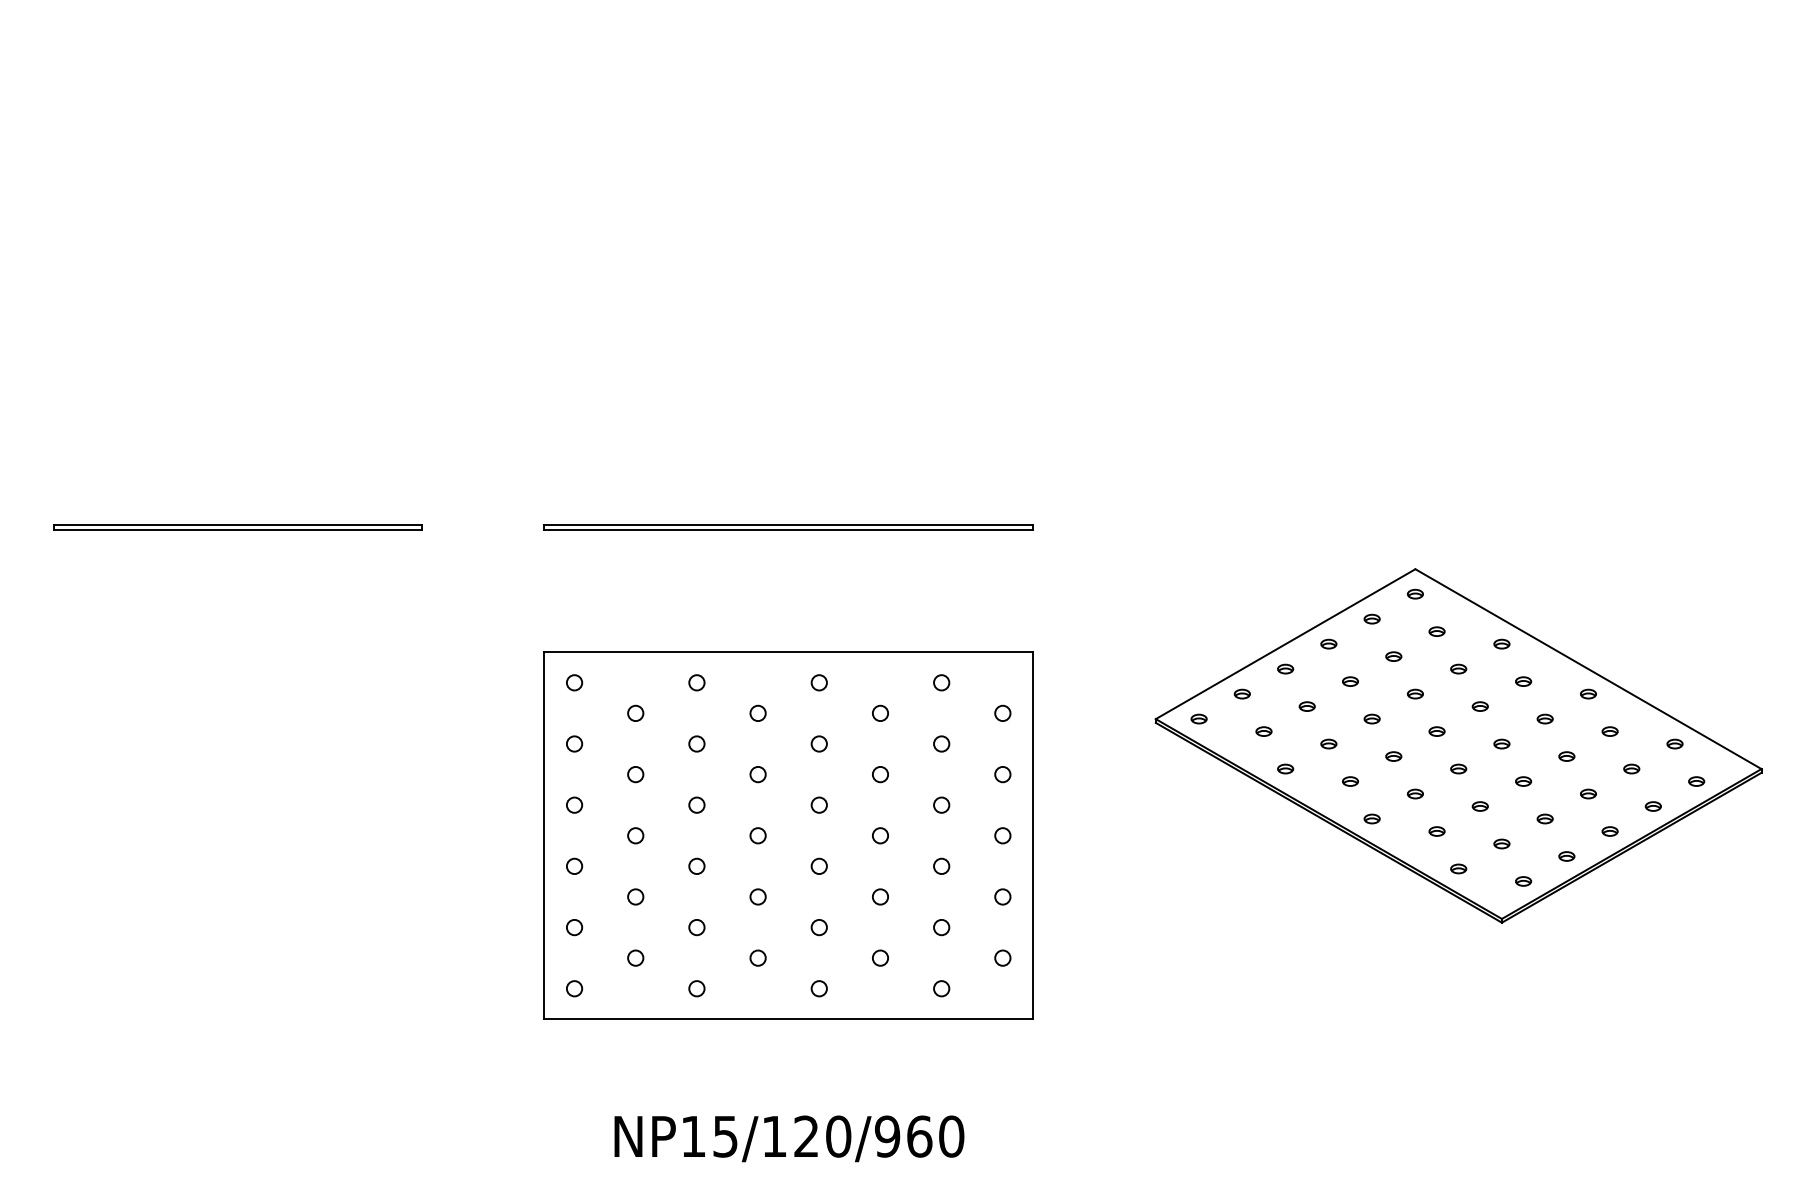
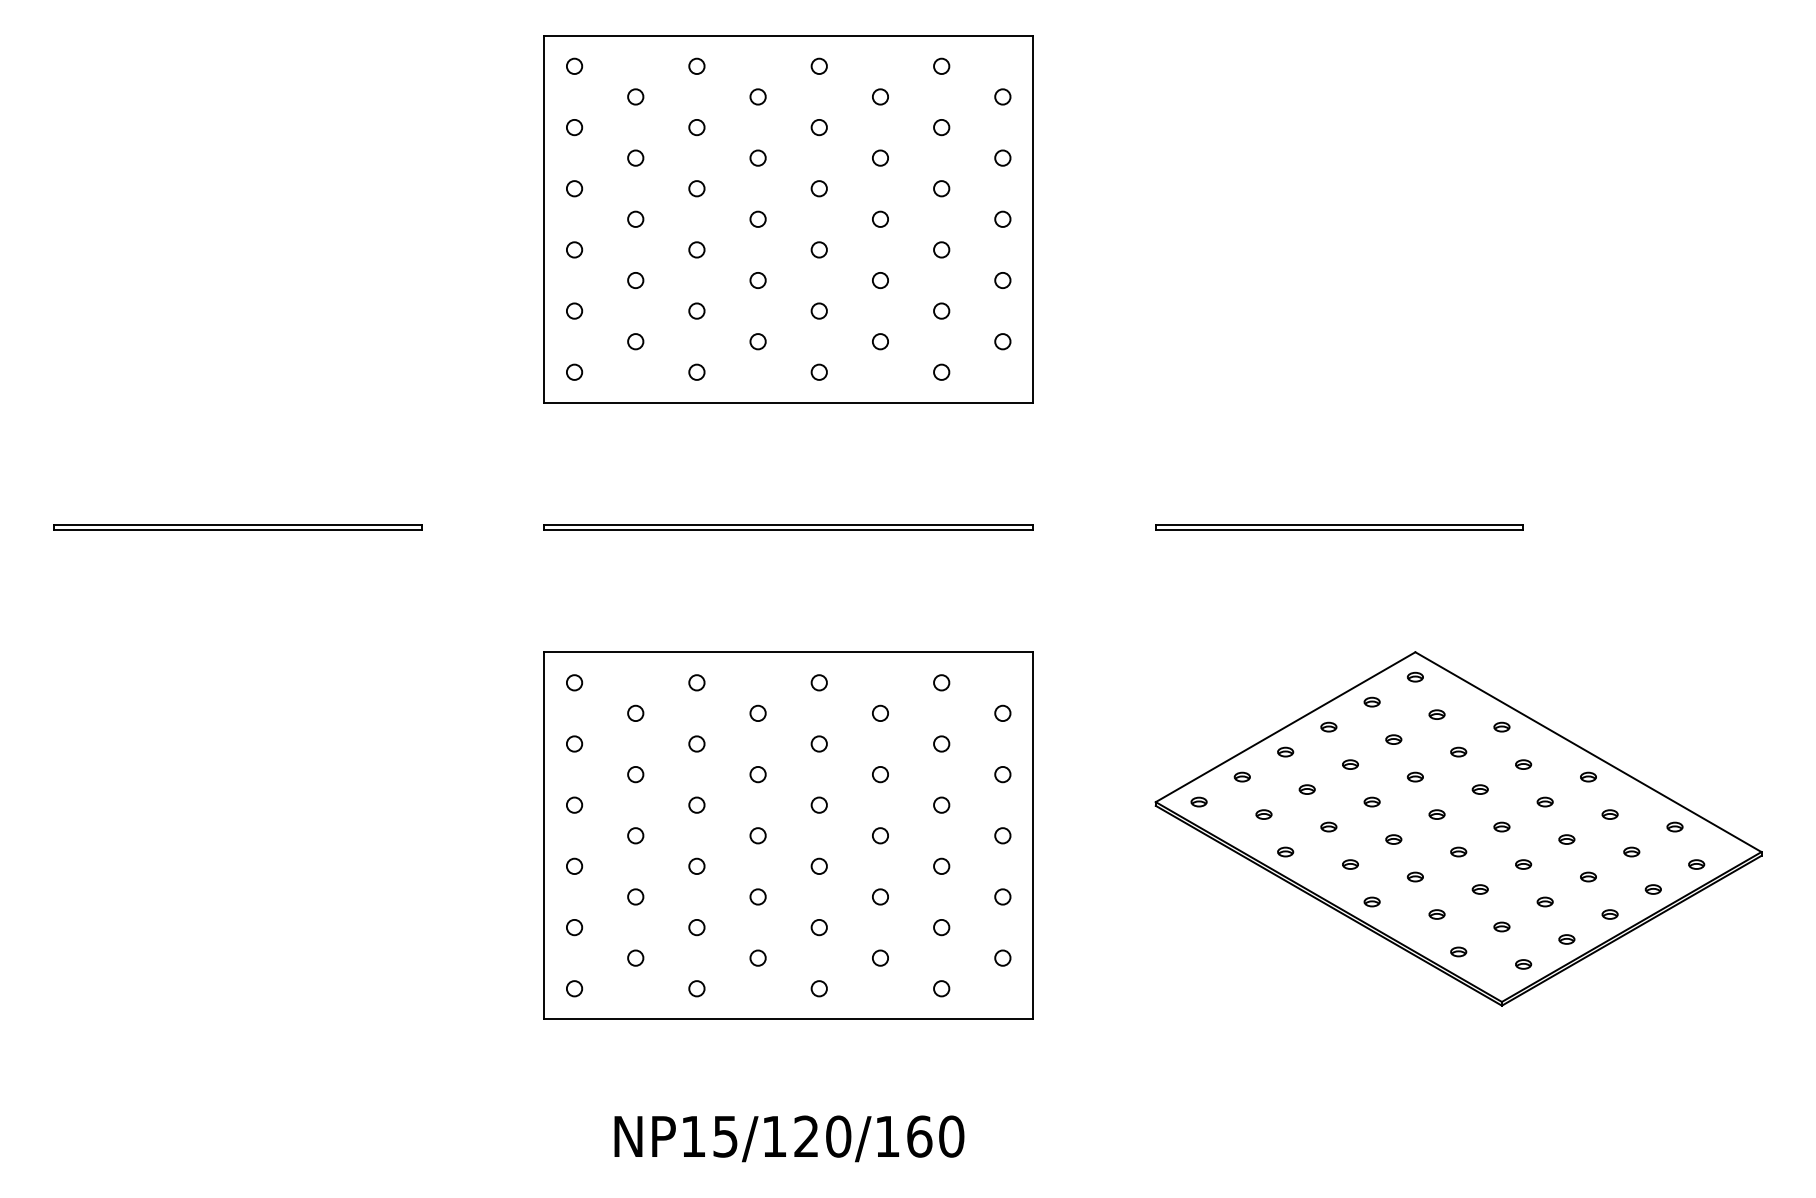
part: none -> present (788, 219)
part: none -> present (1339, 527)
part position: (1458, 745) -> (1458, 828) (1458, 828)
text: NP15/120/960 -> NP15/120/160 (887, 1136)
